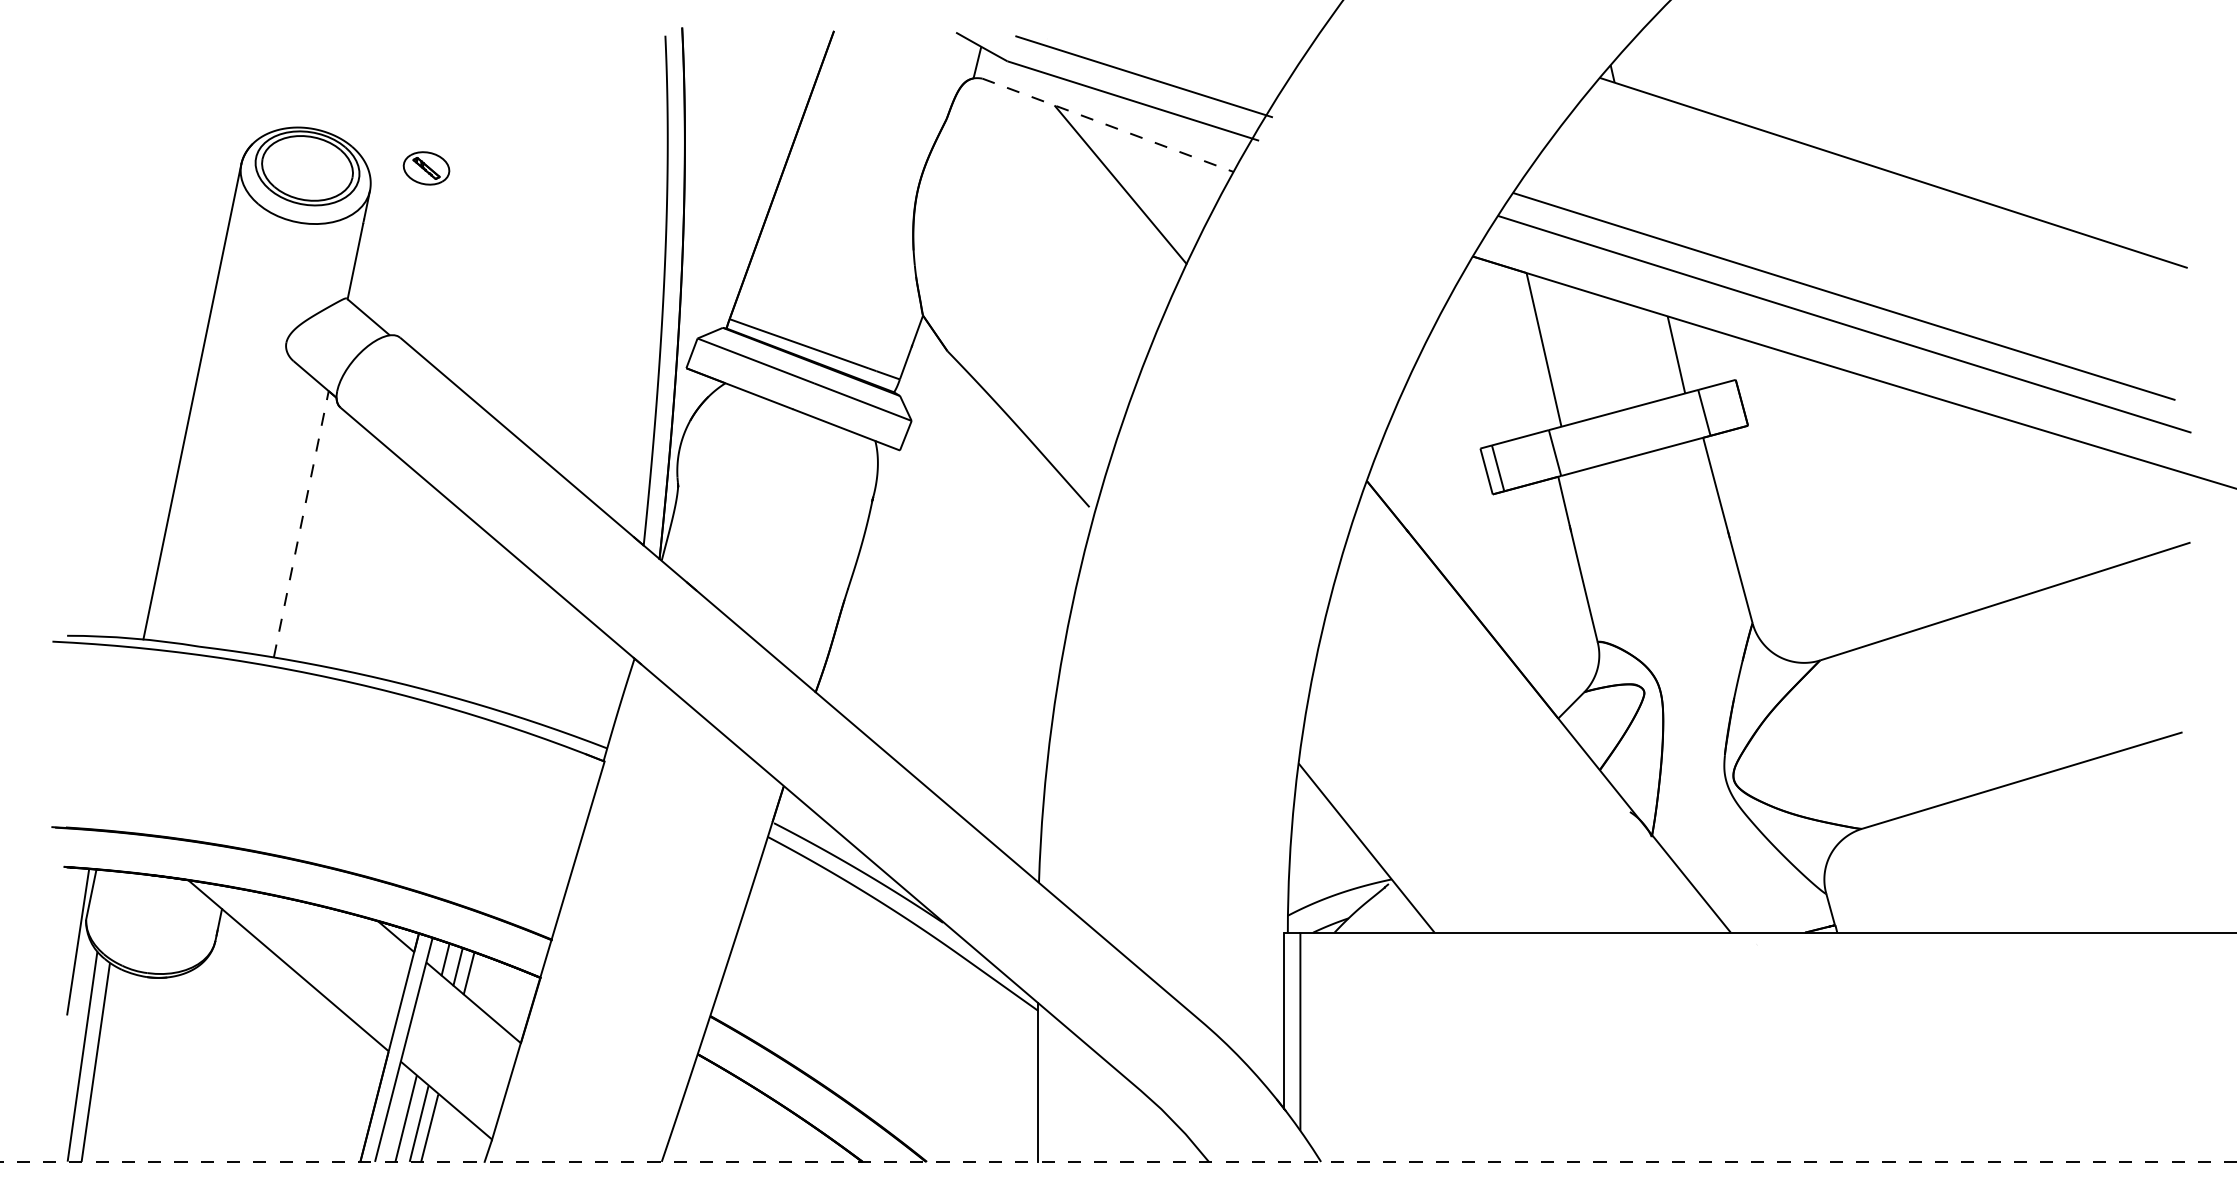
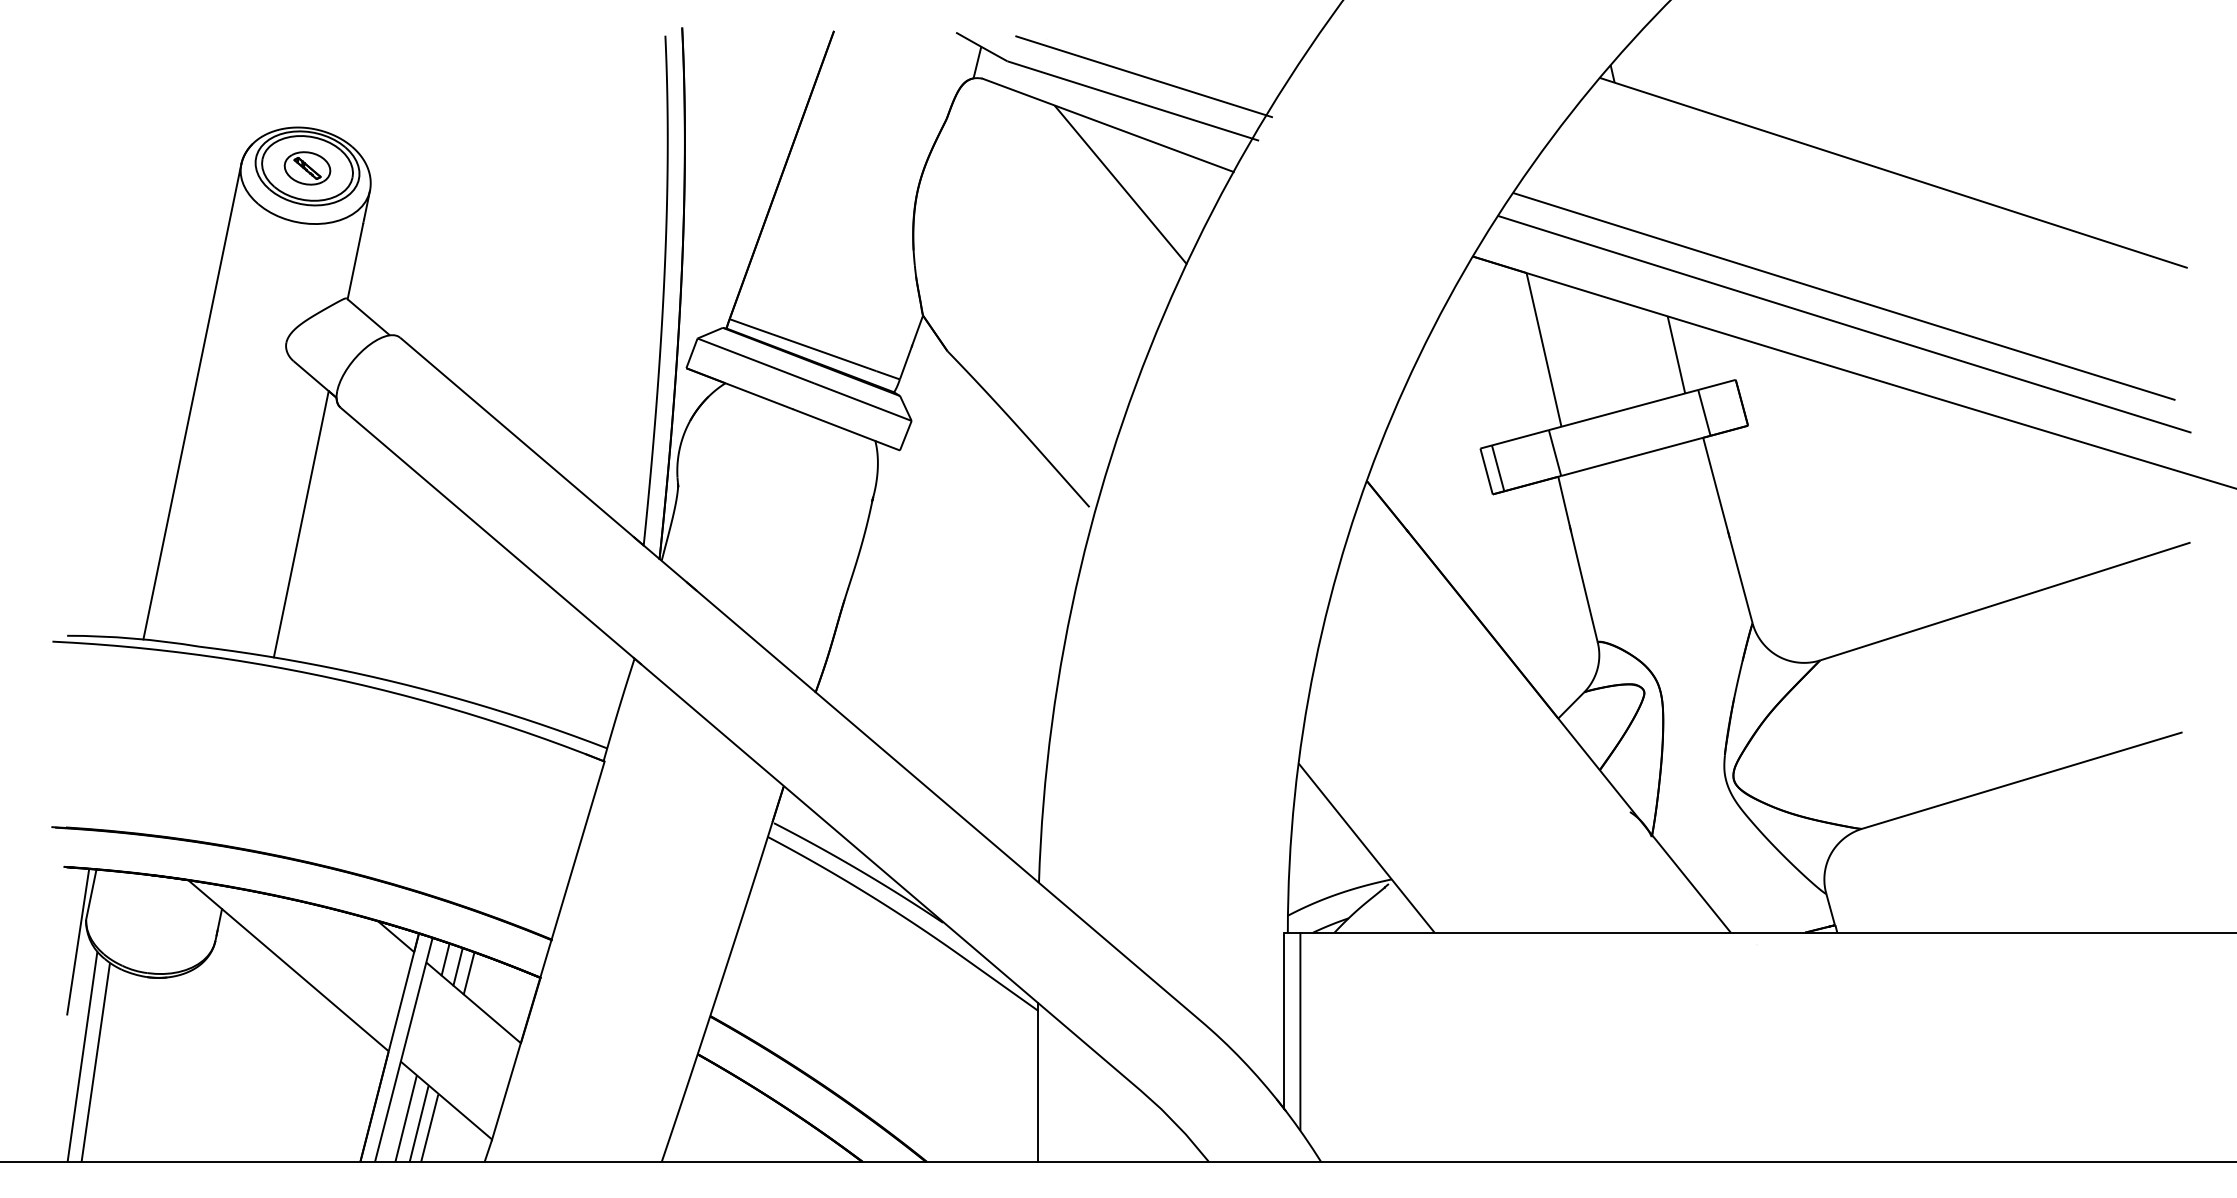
line: dashed -> solid (1108, 125)
part position: (426, 168) -> (307, 168) (307, 168)
line: dashed -> solid (301, 524)
line: dashed -> solid (1118, 1161)
